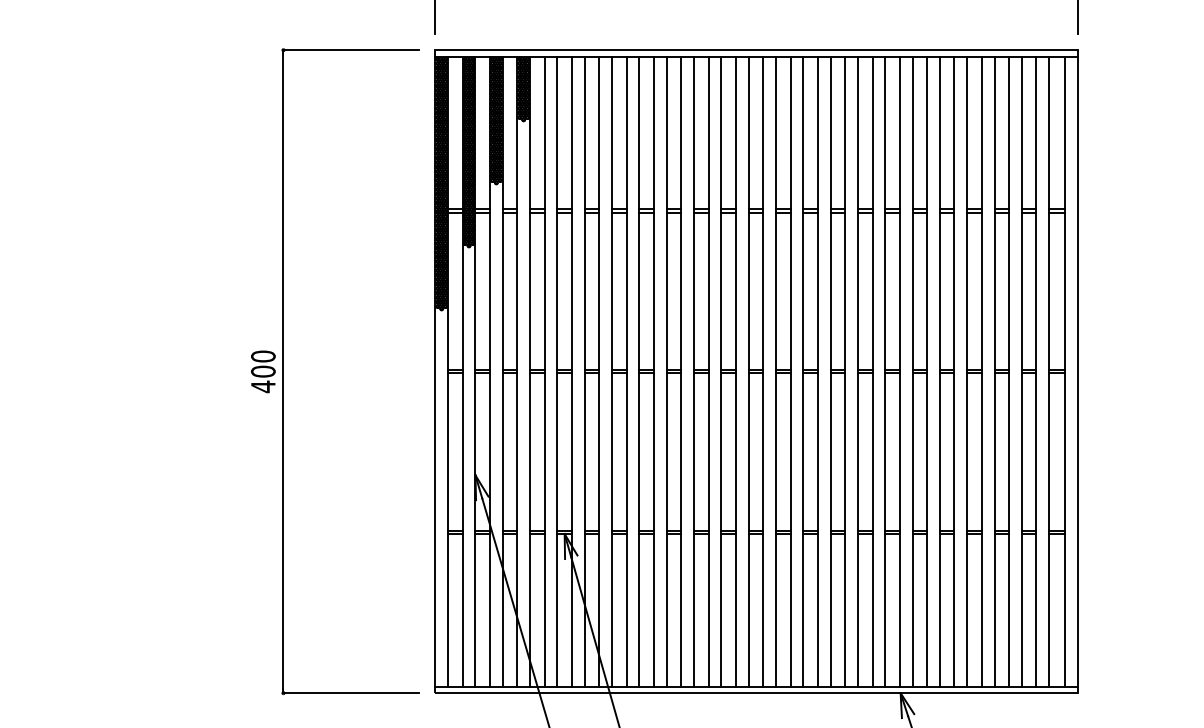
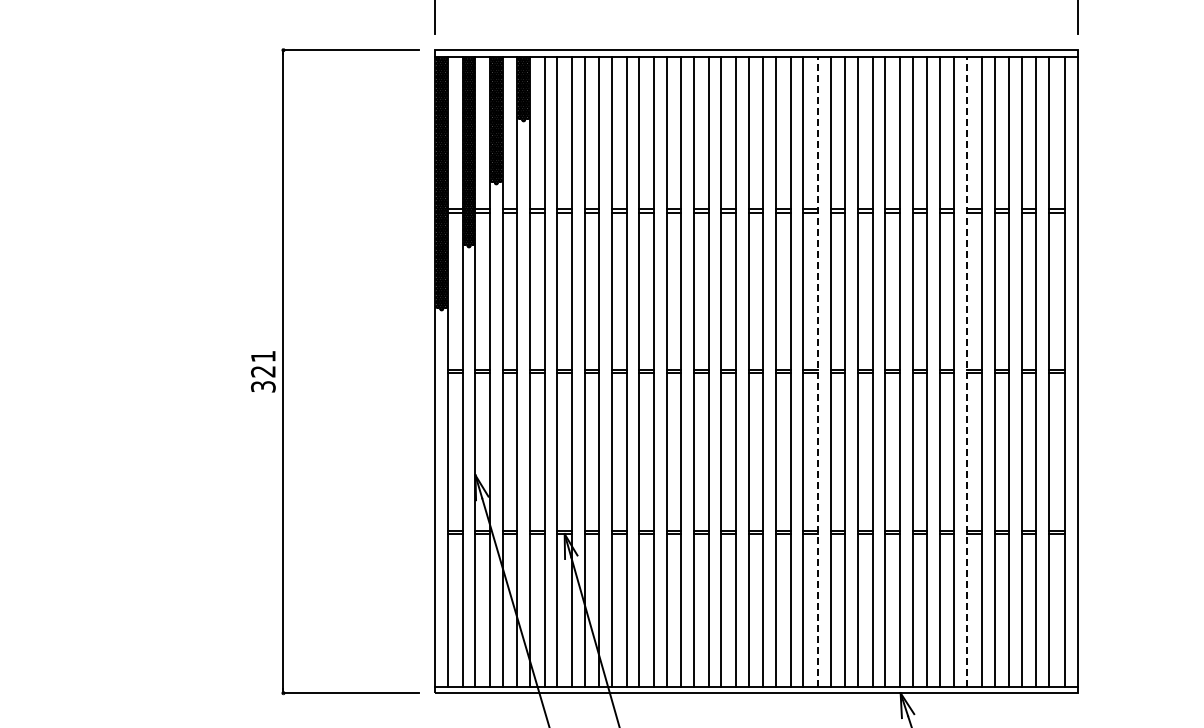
text: 400 -> 321 (263, 371)
line: solid -> dashed (817, 371)
line: solid -> dashed (967, 371)
